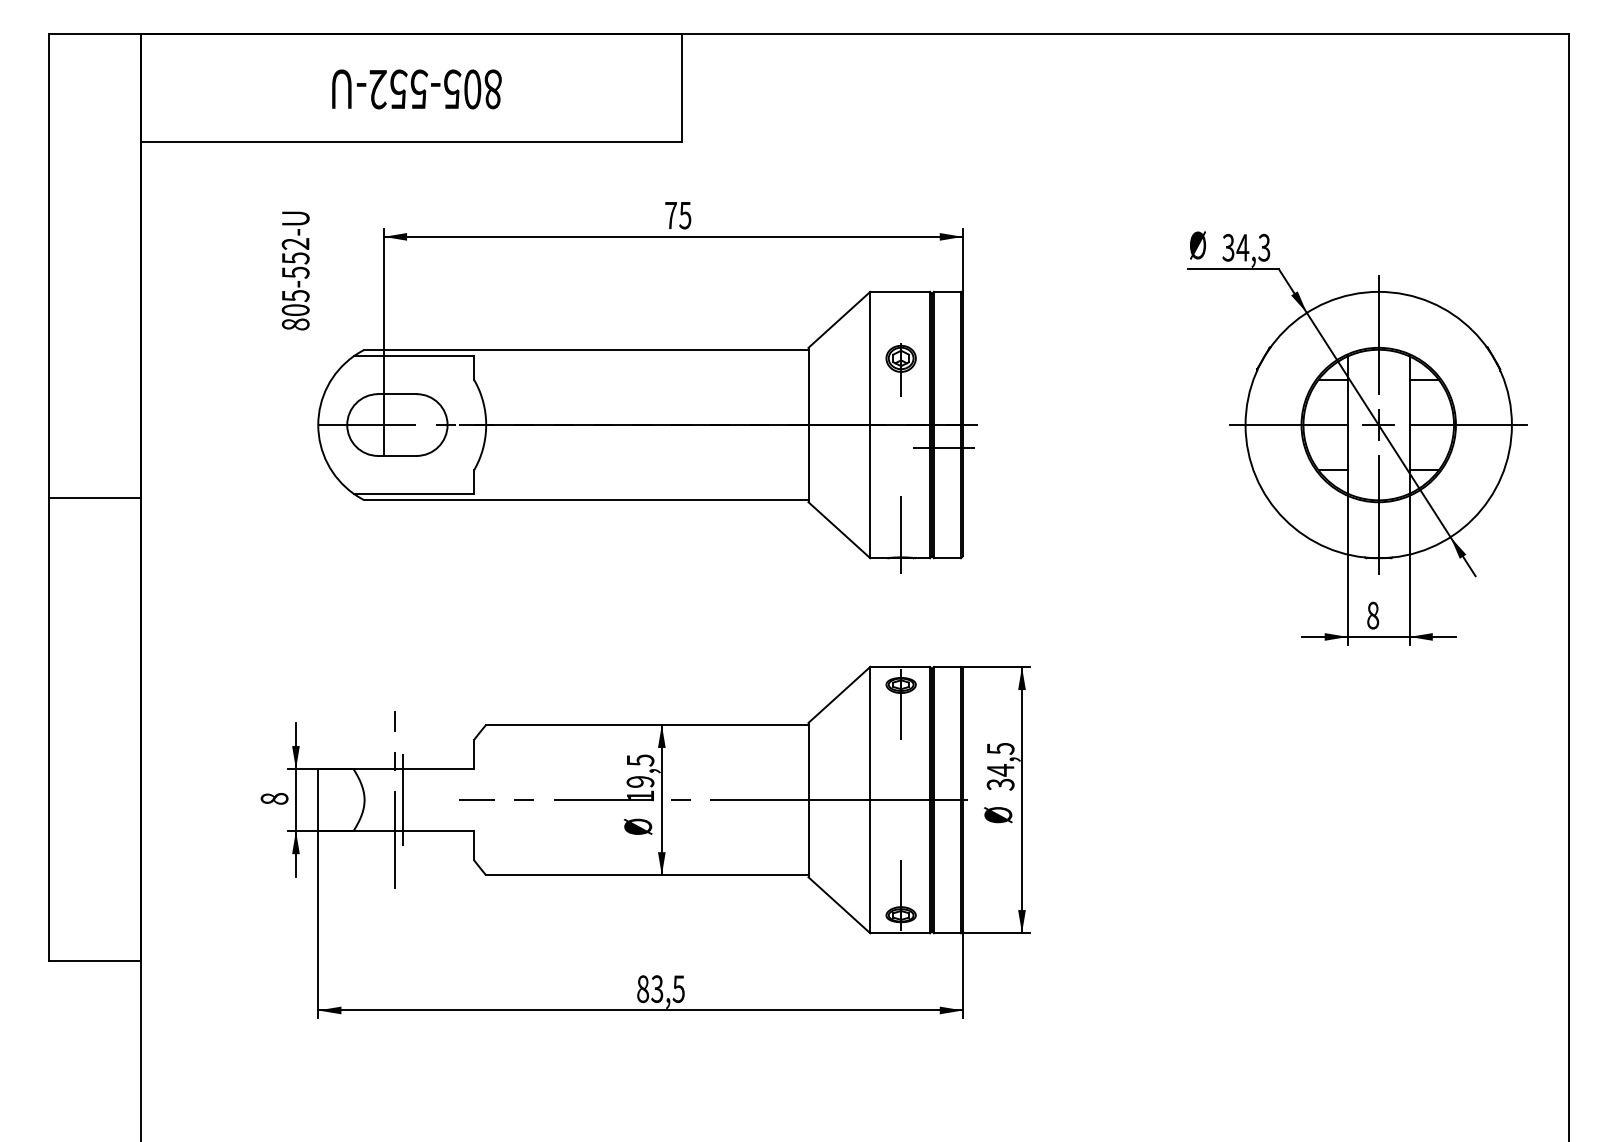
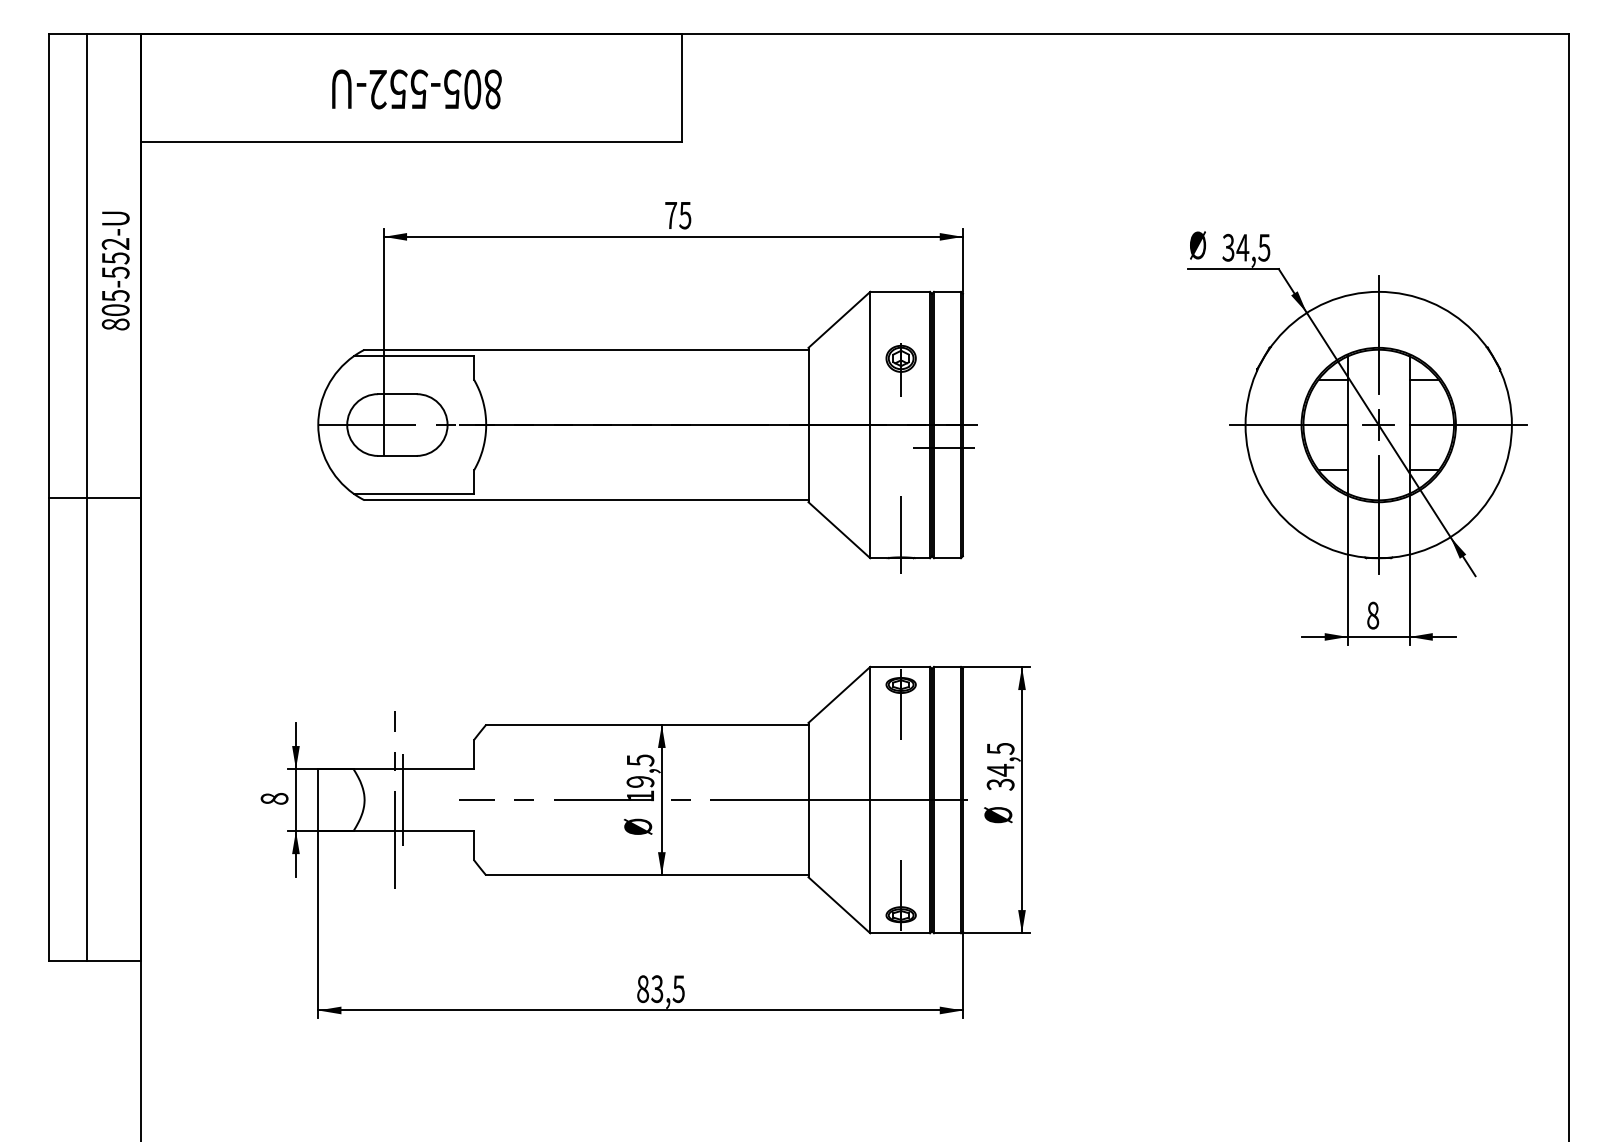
text: 34,3 -> 34,5 (1264, 247)
text position: (295, 270) -> (115, 270) (115, 270)
line: none -> present (87, 497)
